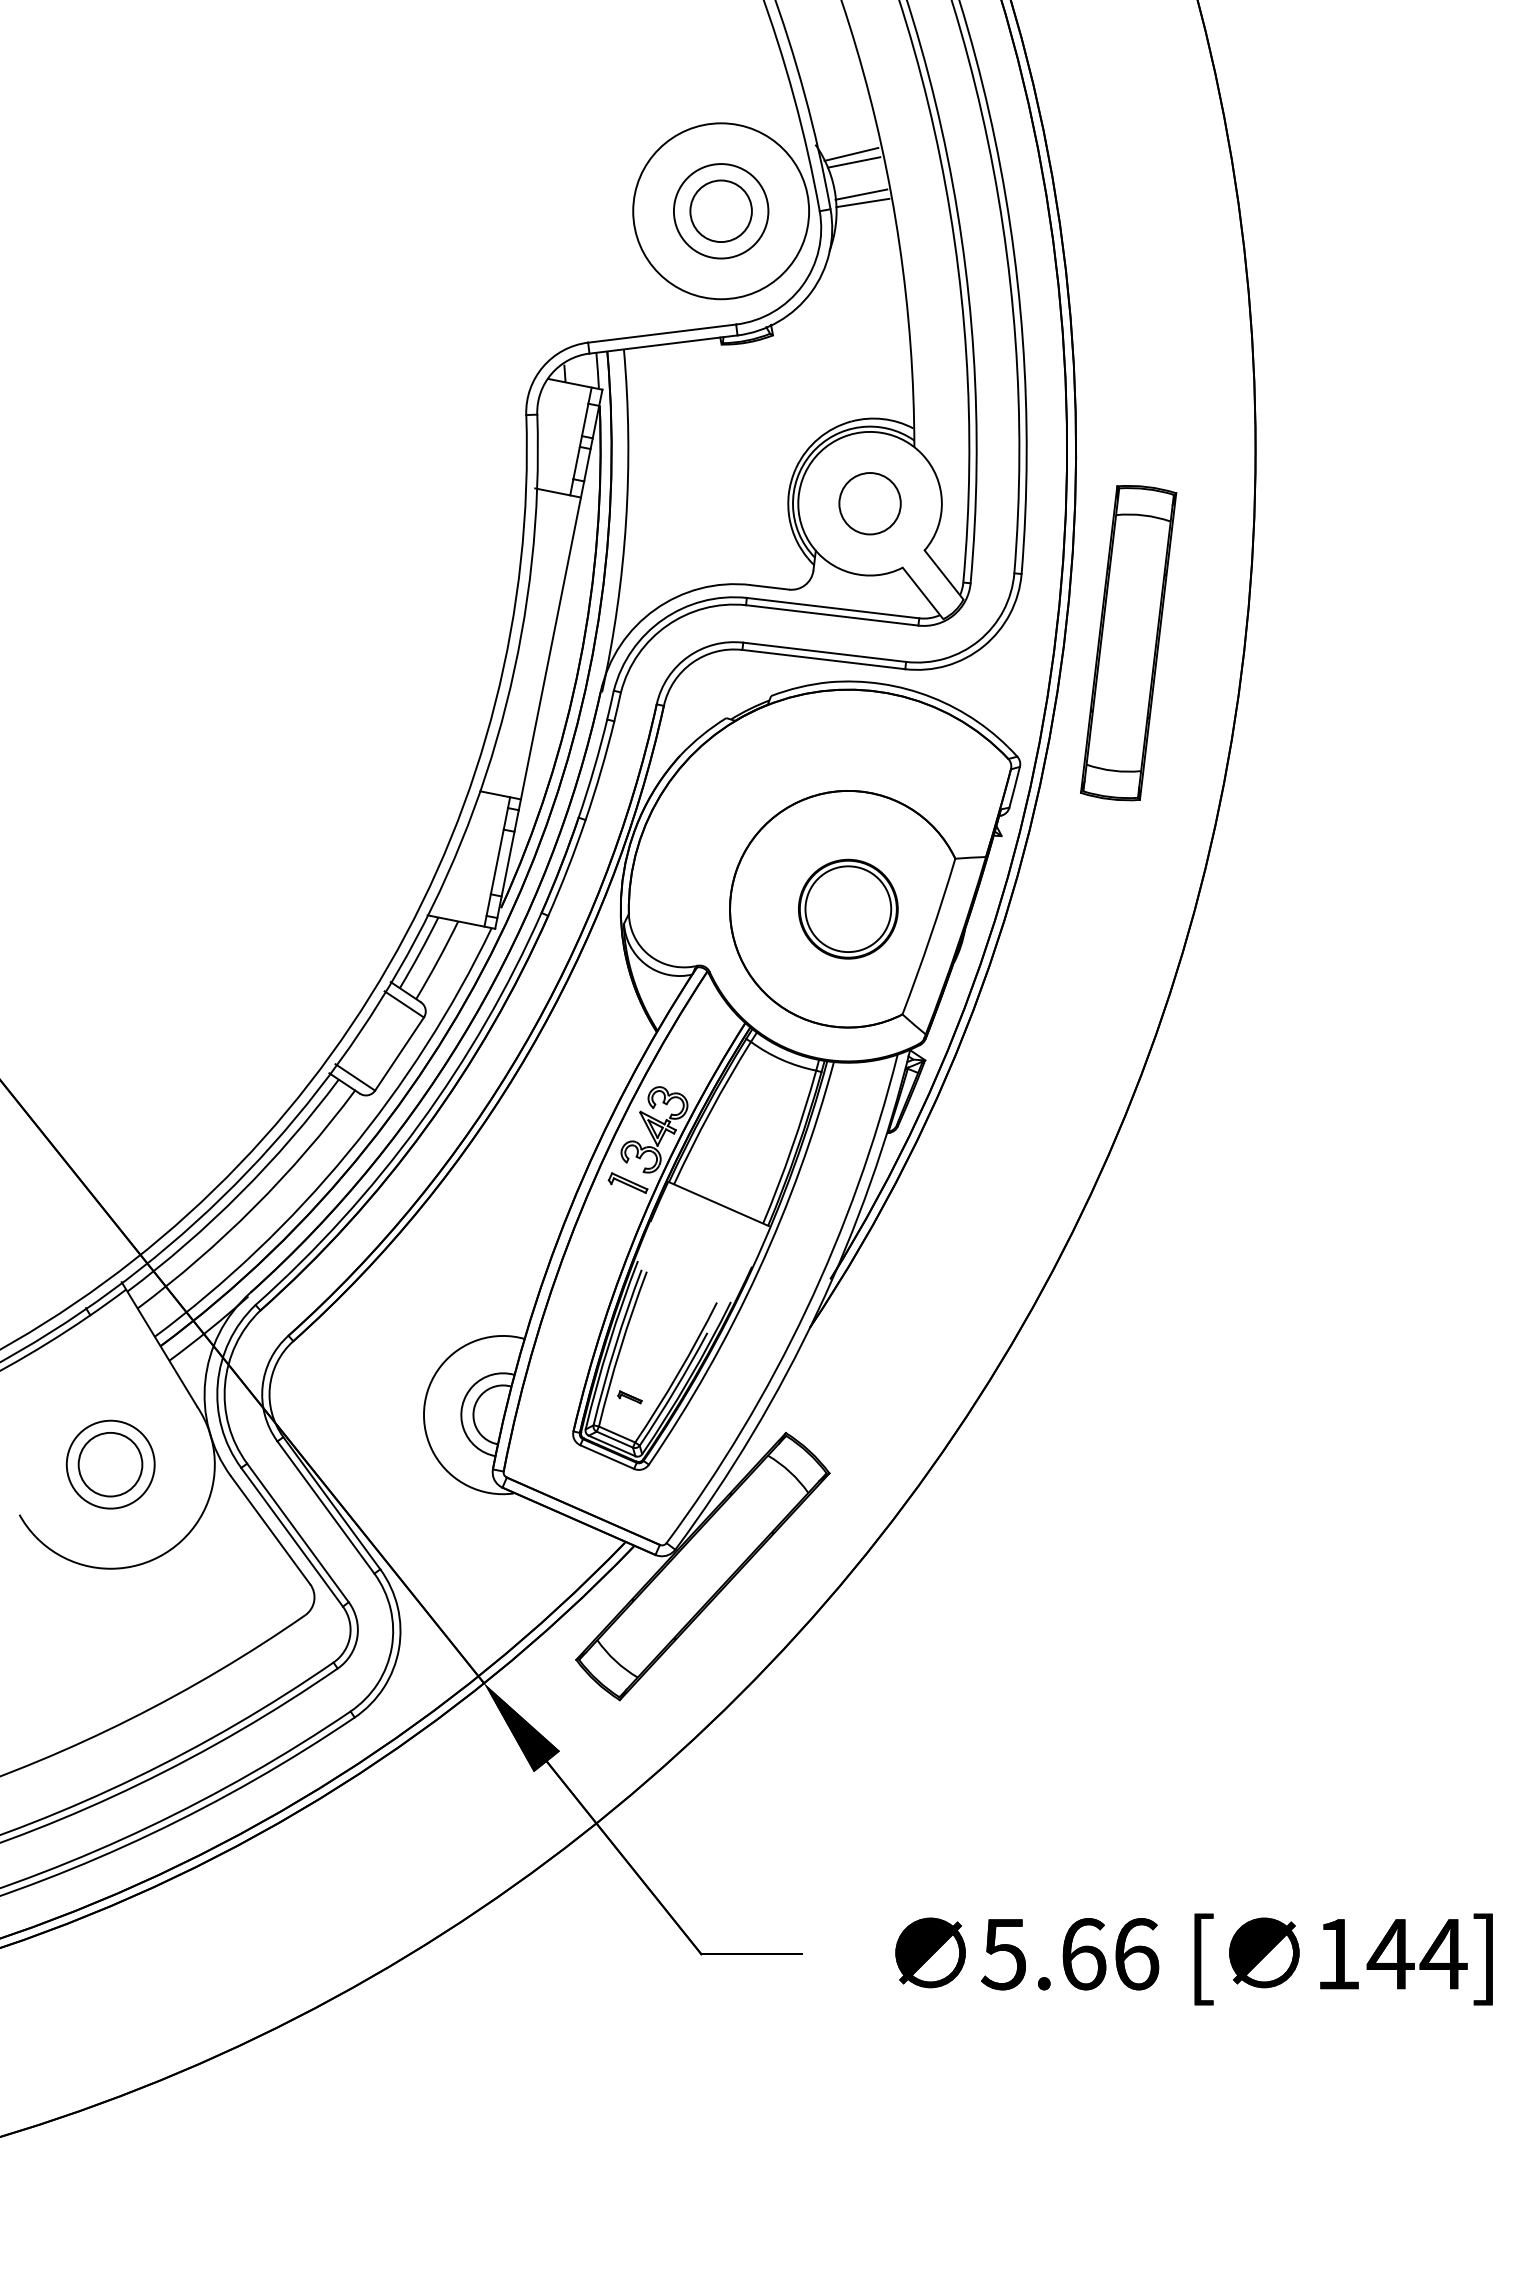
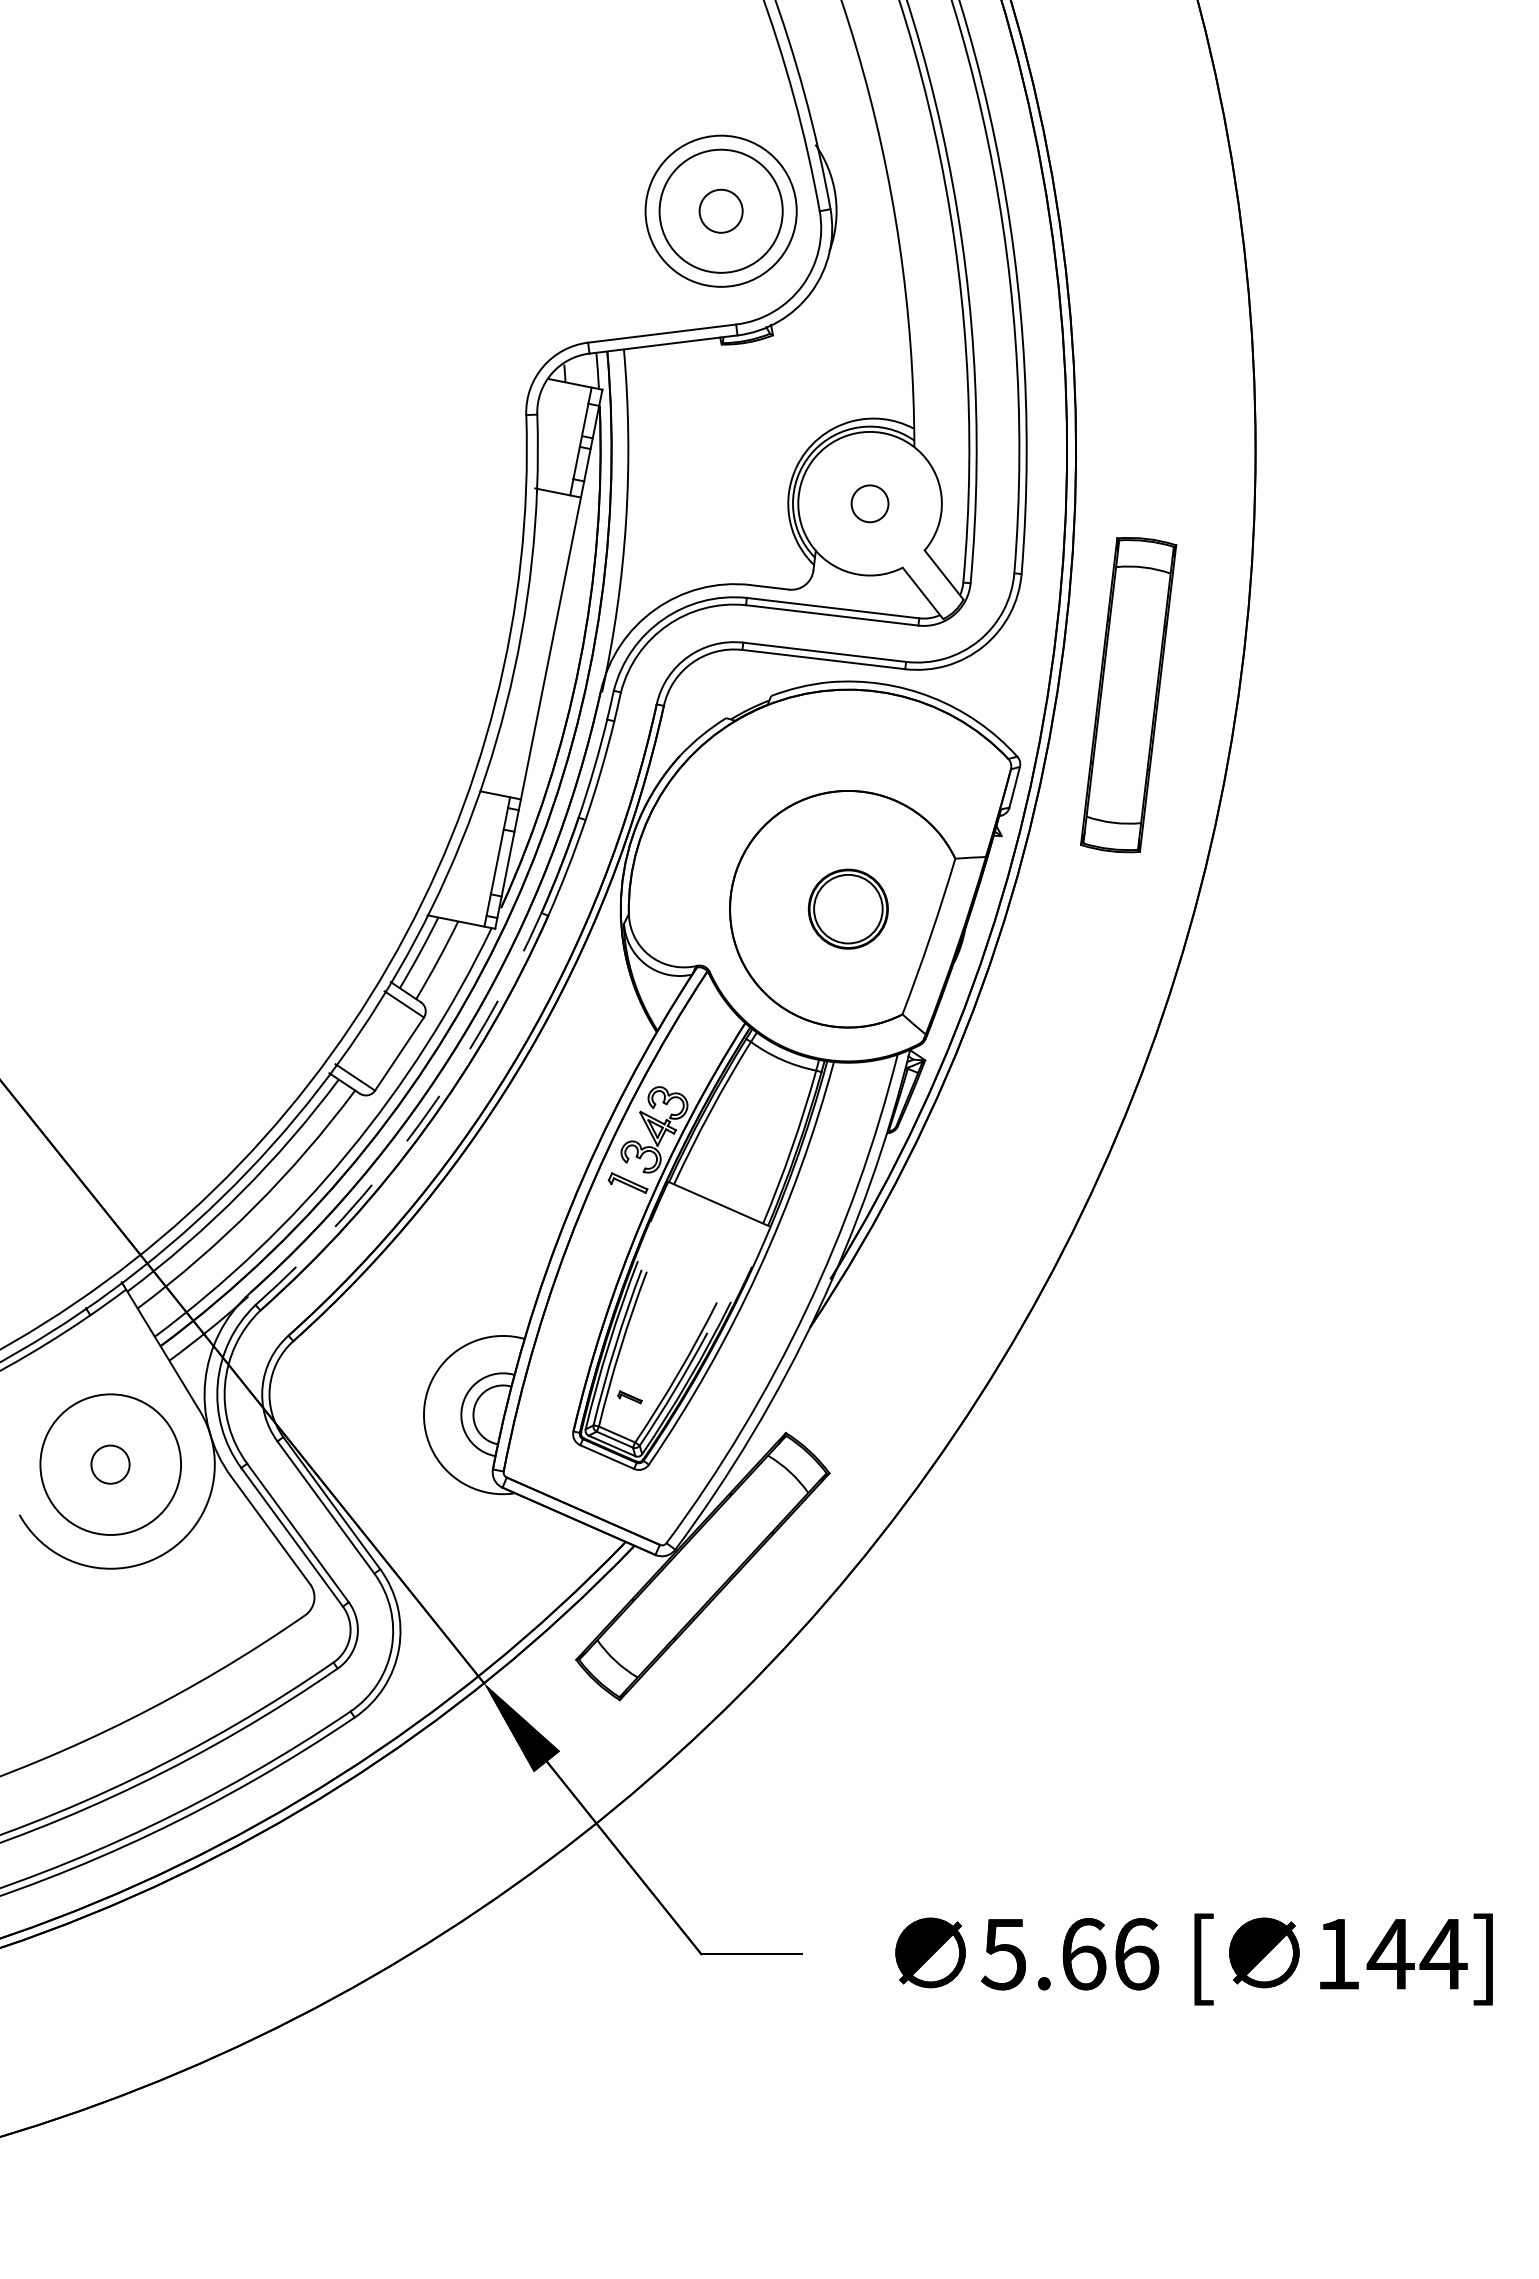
line: present -> none (851, 153)
line: present -> none (853, 162)
line: present -> none (861, 194)
line: present -> none (862, 202)
circle diameter: 62 px -> 43 px (720, 210)
circle diameter: 94 px -> 151 px (720, 210)
circle diameter: 176 px -> 123 px (720, 210)
circle size: 64x64 px -> 40x40 px (869, 503)
part position: (1128, 643) -> (1128, 695) (1128, 695)
part size: 101x102 px -> 82x82 px (847, 908)
arc: solid -> dashed (419, 1124)
circle diameter: 64 px -> 38 px (110, 1464)
circle diameter: 88 px -> 141 px (110, 1464)
